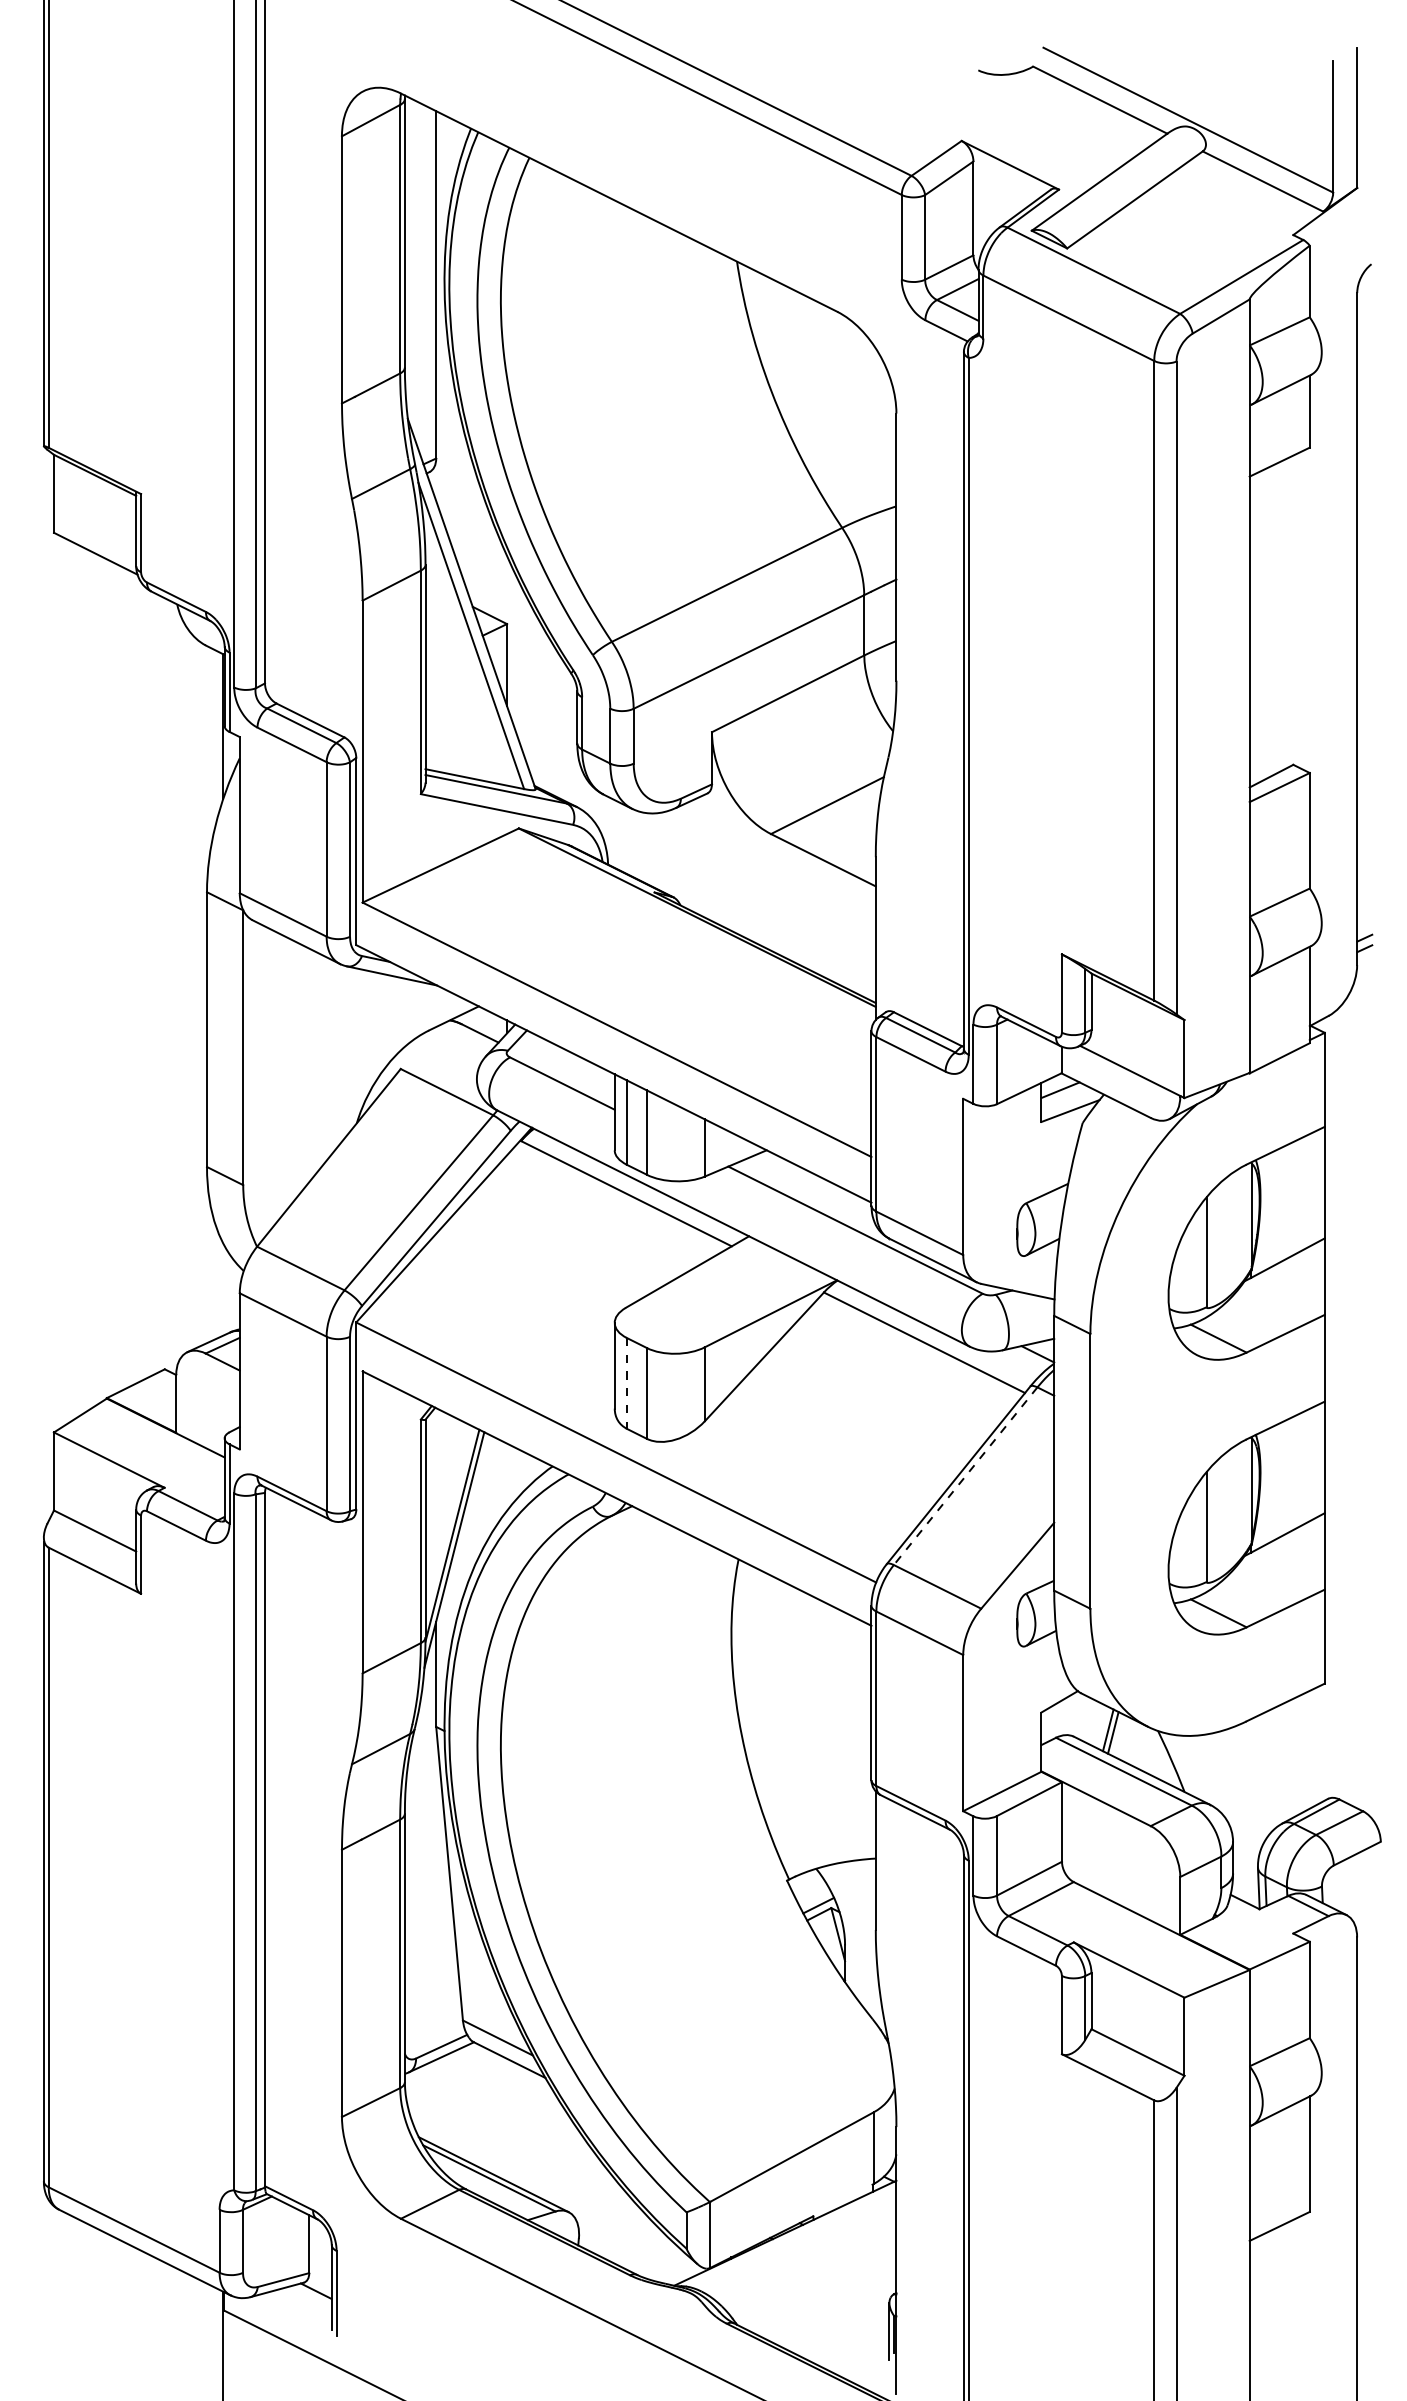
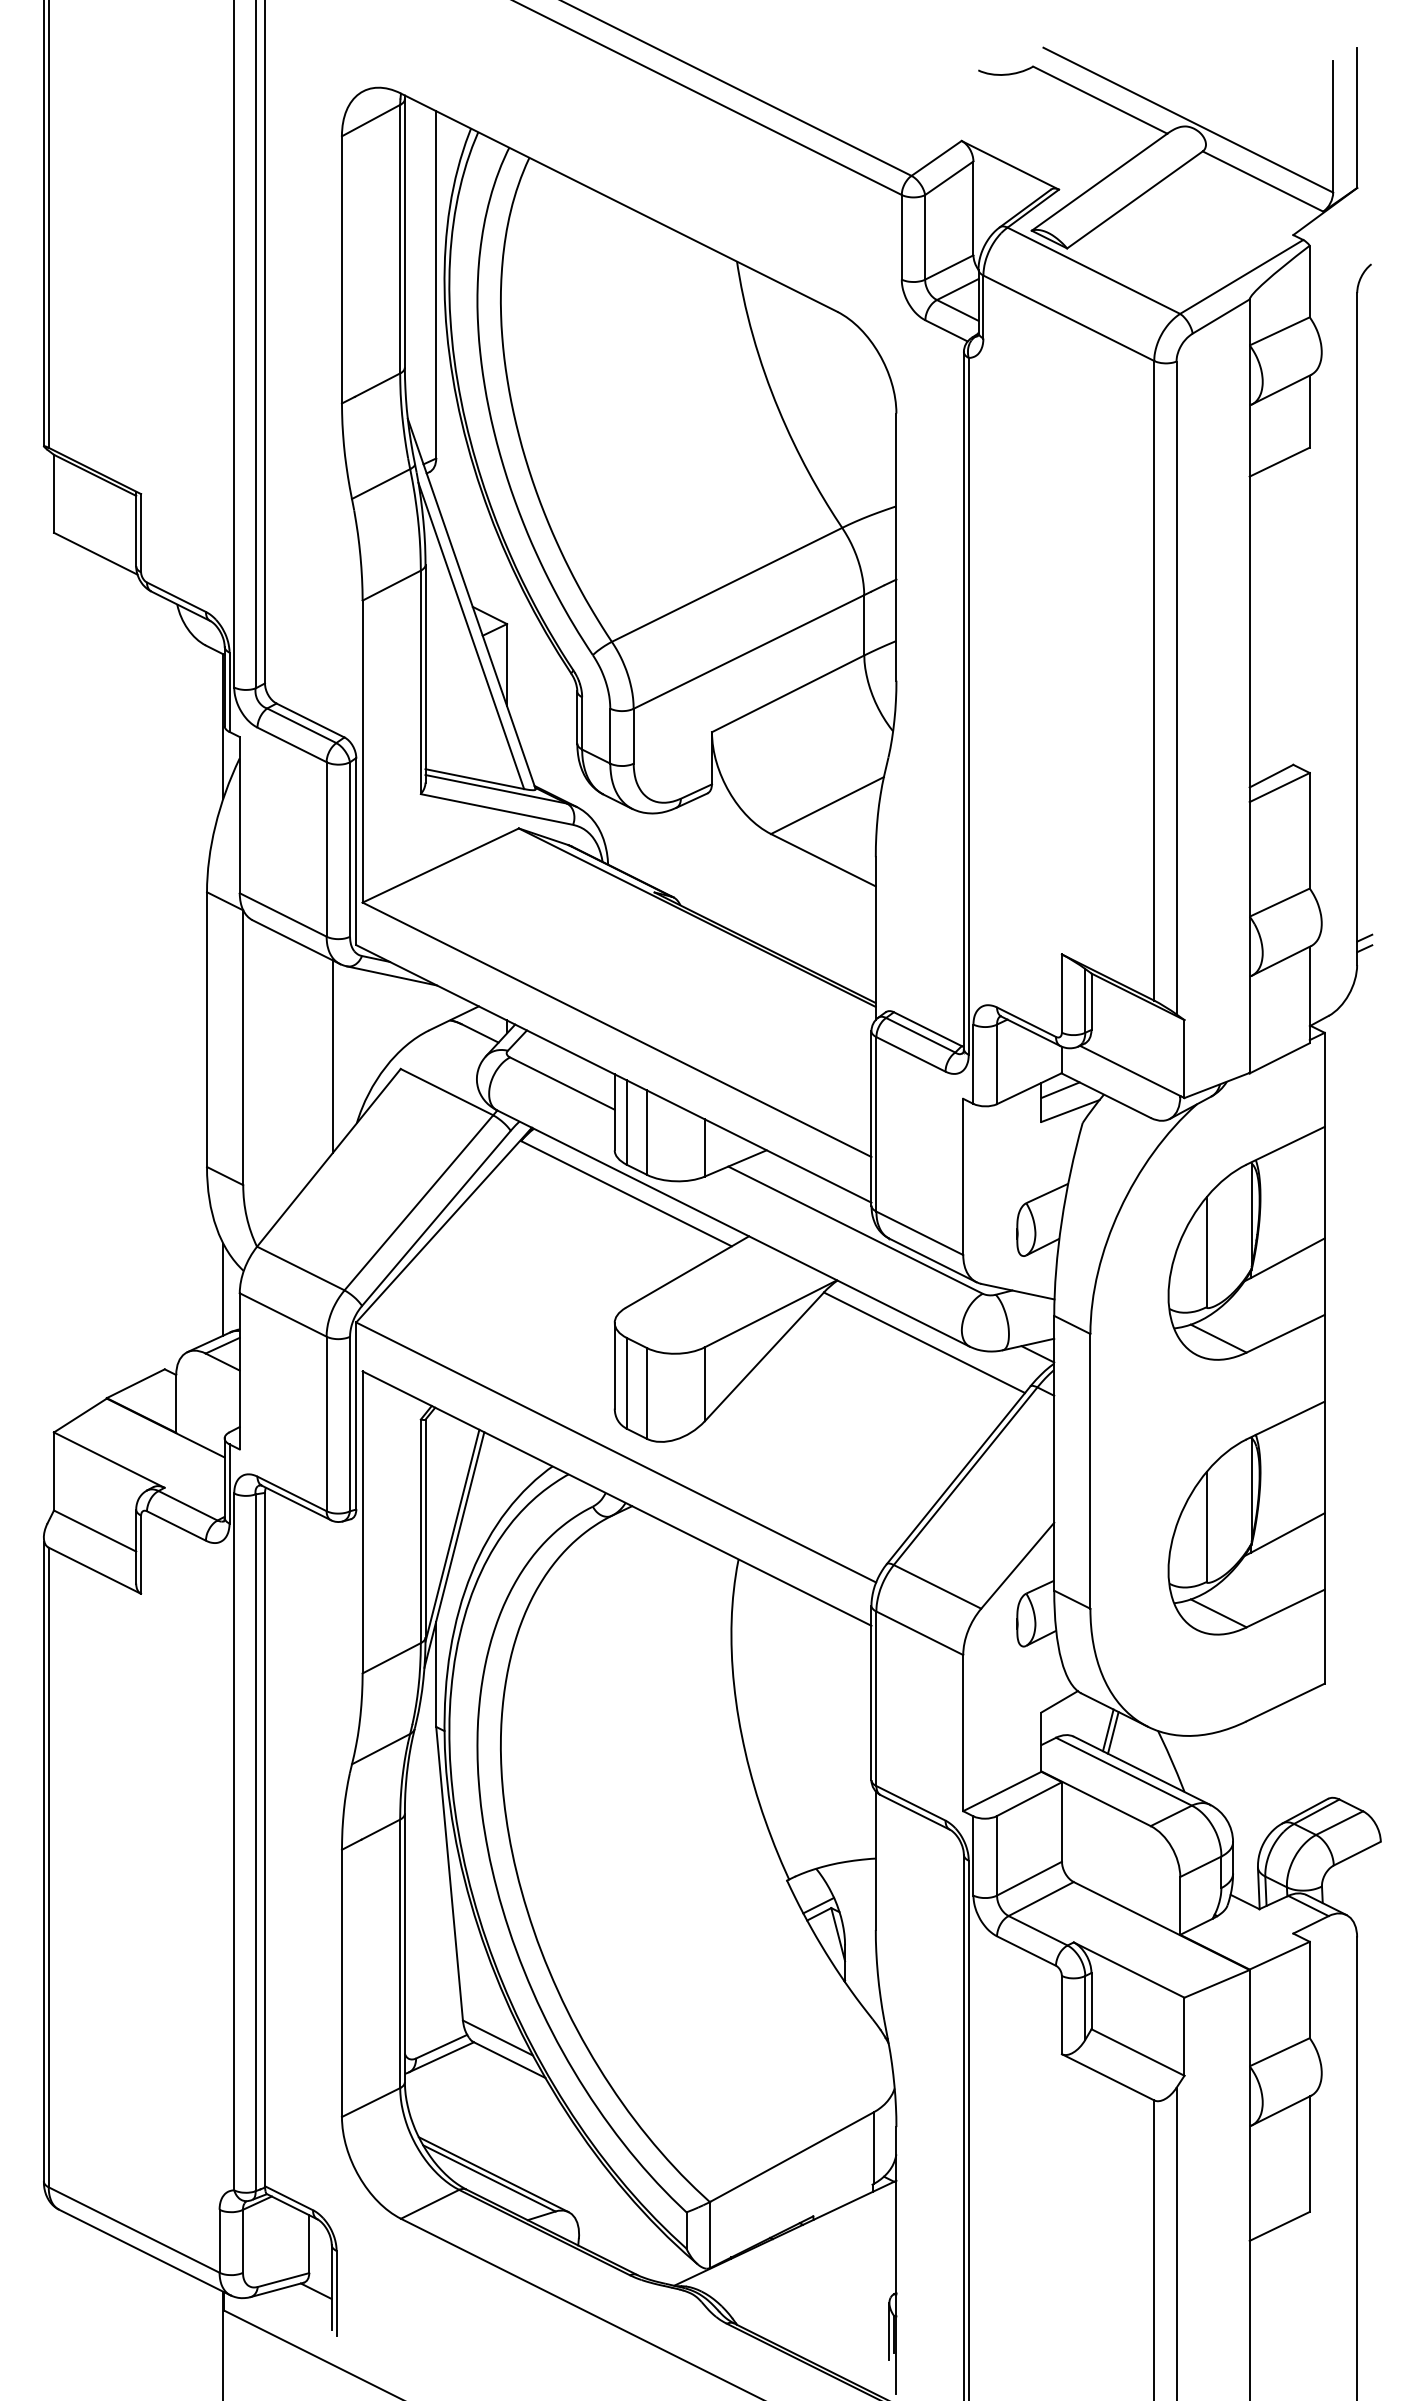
line: none -> present (332, 1056)
line: none -> present (223, 1289)
line: dashed -> solid (626, 1383)
line: dashed -> solid (965, 1476)
